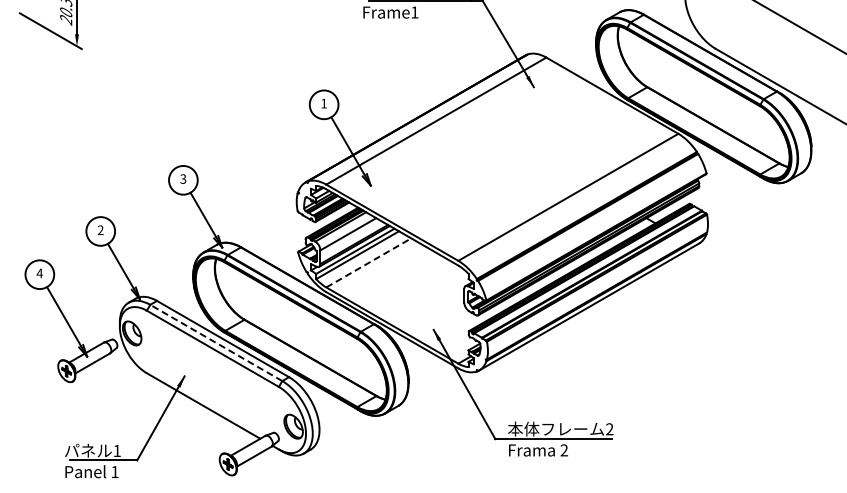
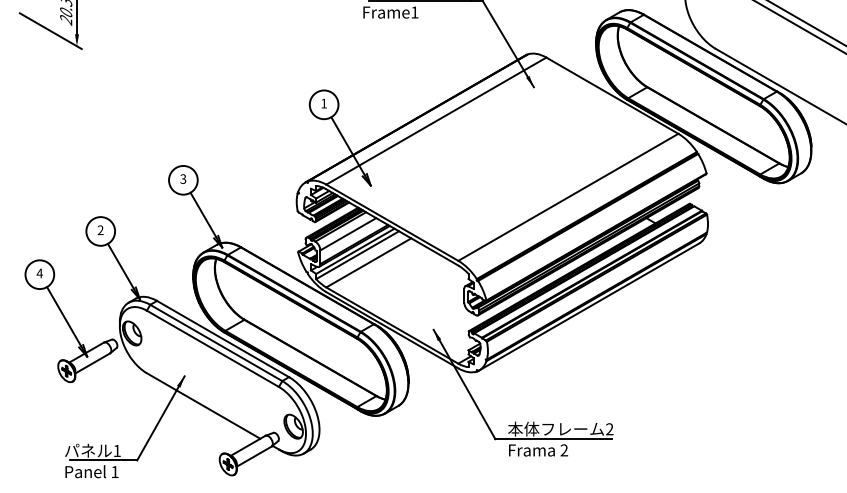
line: none -> present (806, 23)
line: dashed -> solid (369, 262)
line: dashed -> solid (215, 342)
